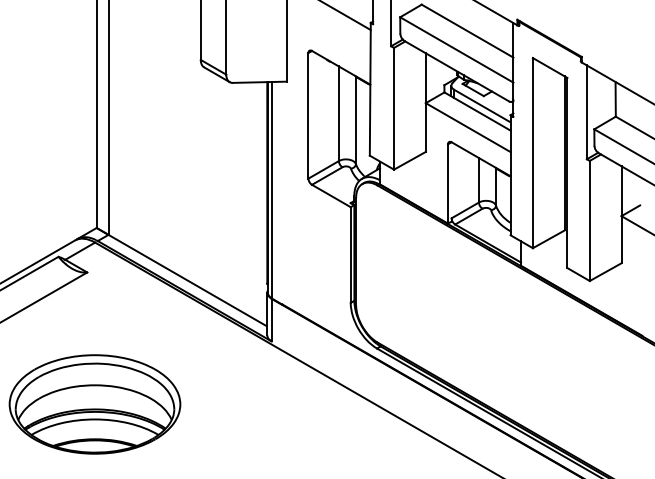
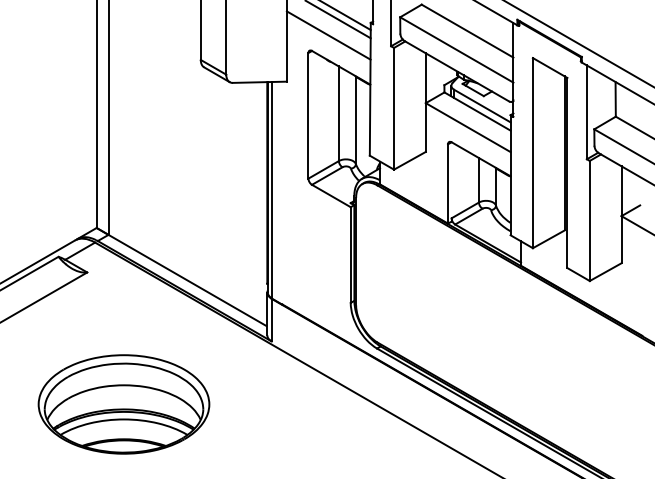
line: none -> present (339, 20)
line: none -> present (328, 35)
line: none -> present (578, 43)
part position: (94, 404) -> (123, 404) (123, 404)
